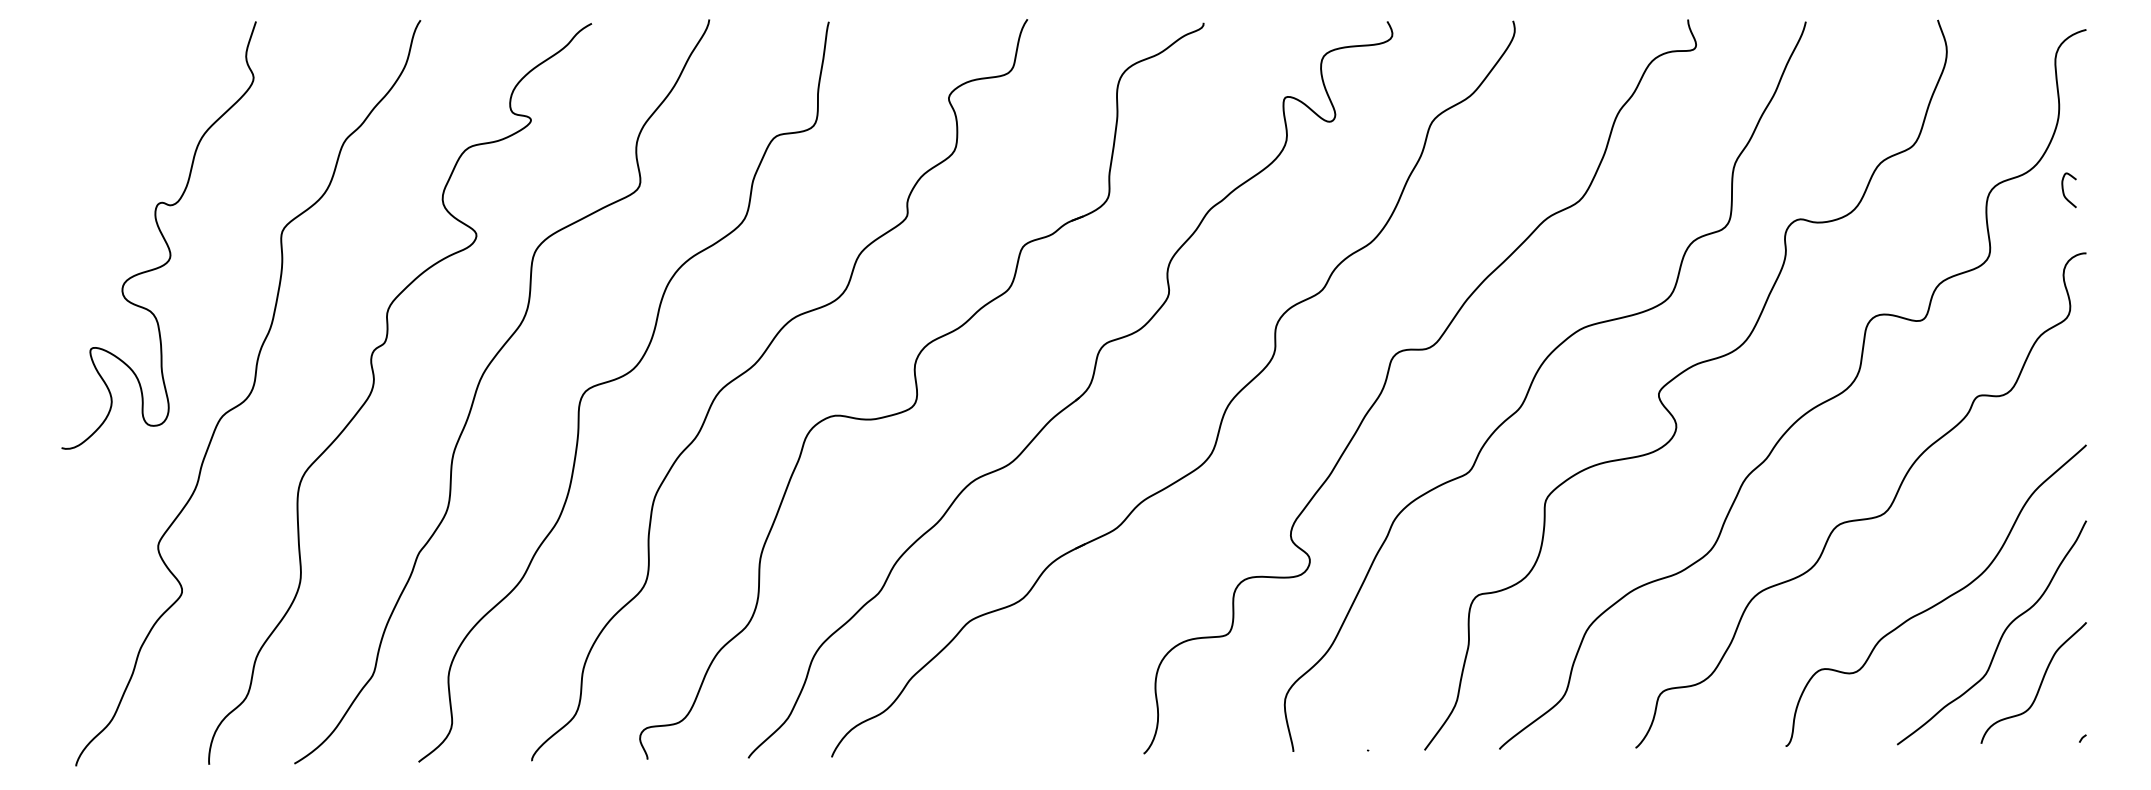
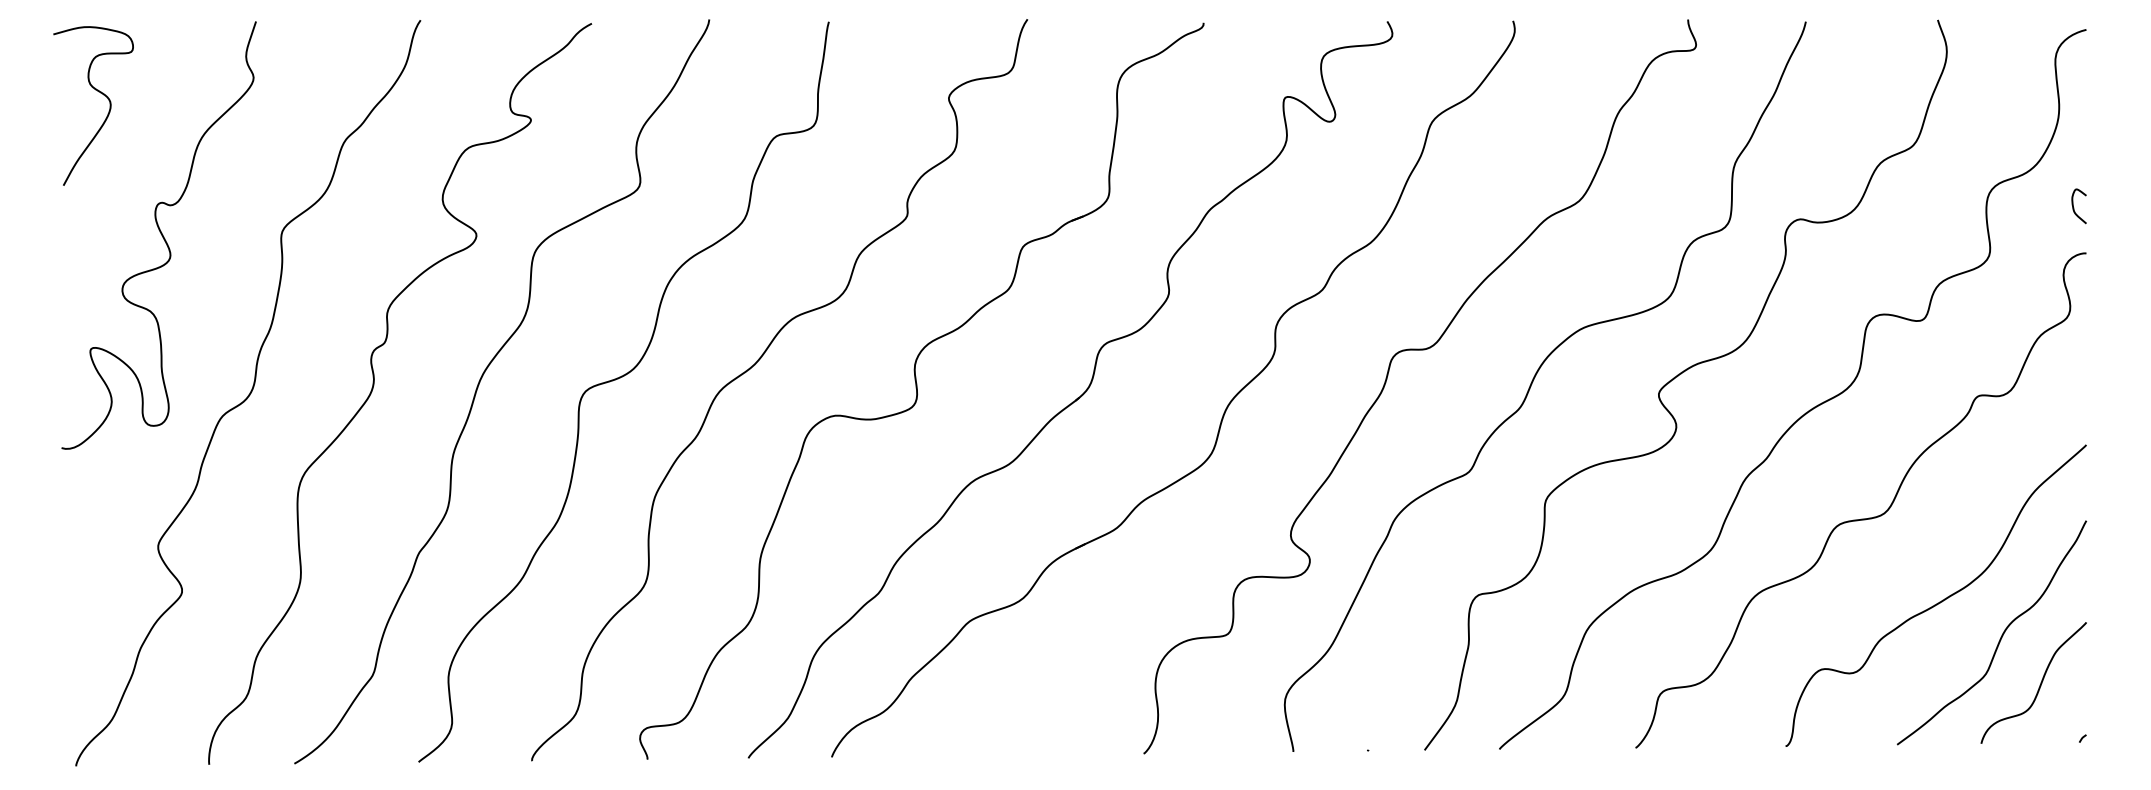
curve: none -> present (100, 93)
curve position: (2064, 191) -> (2074, 207) (2074, 207)
